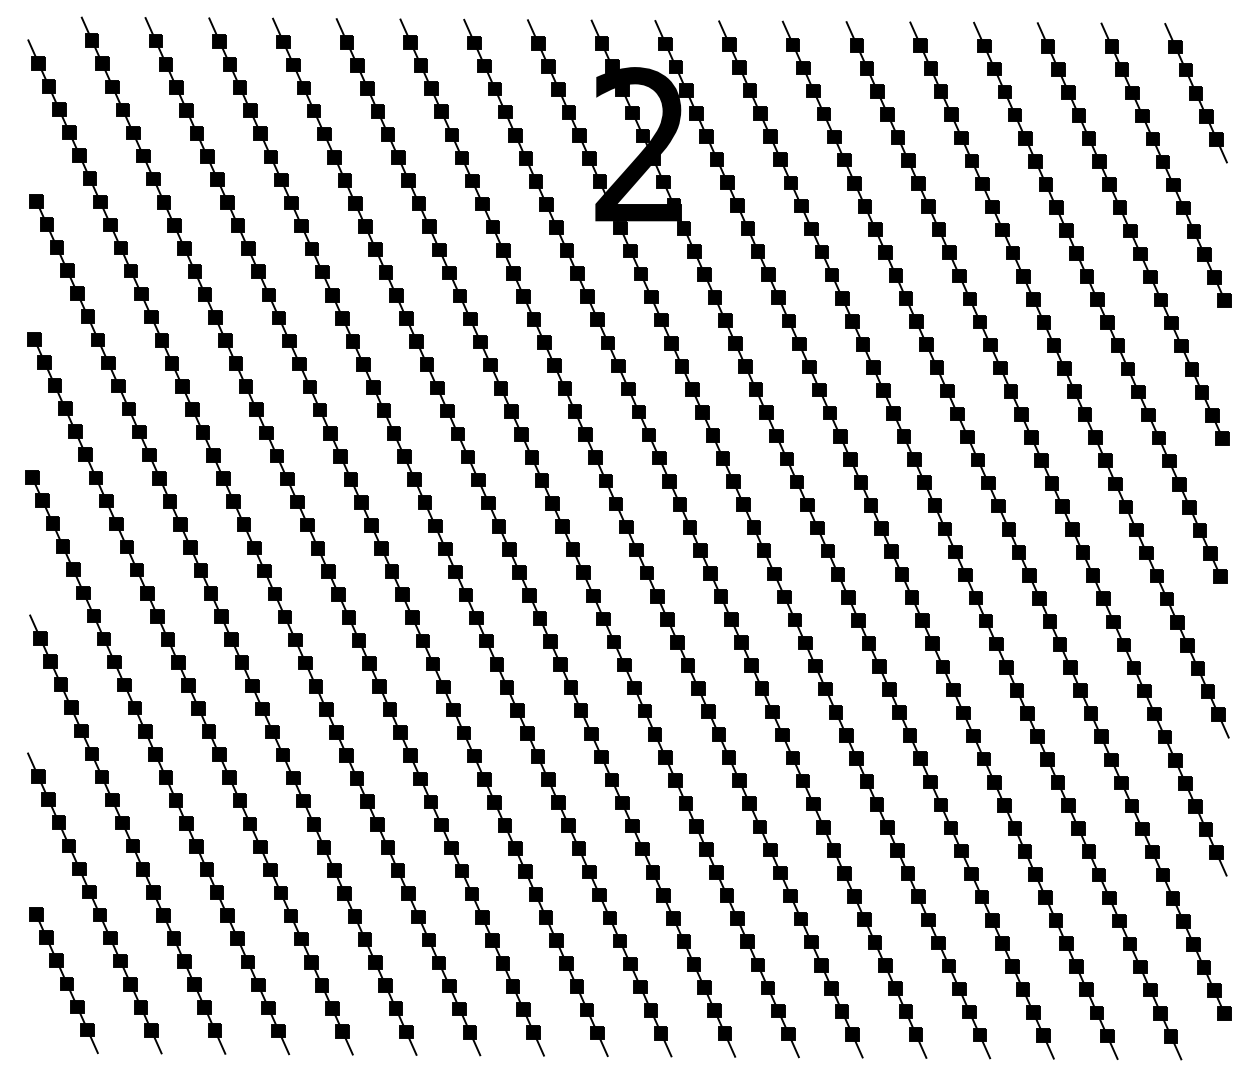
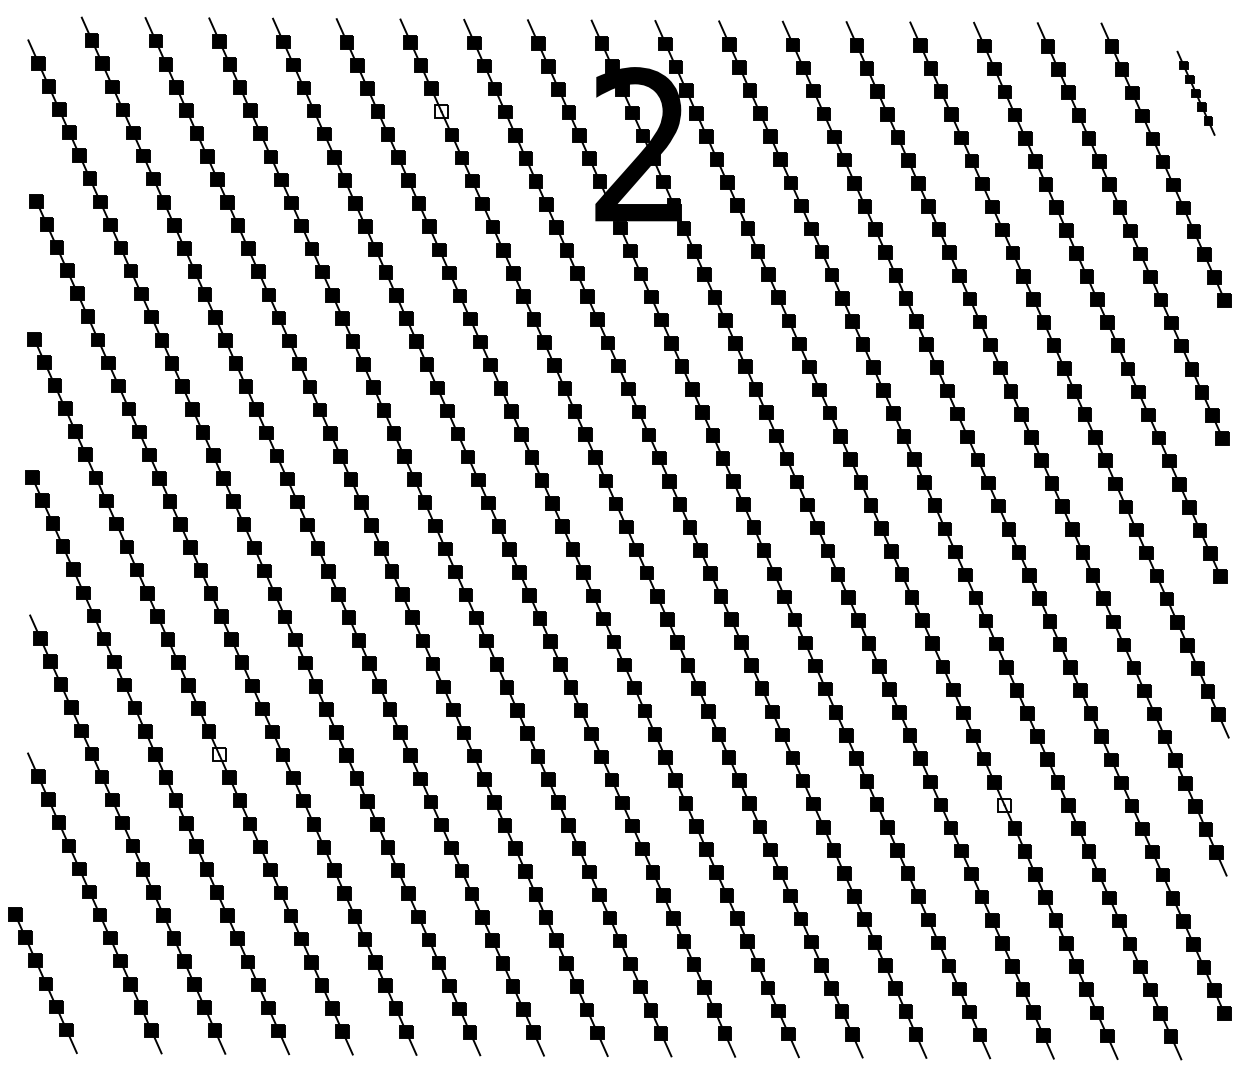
part size: 64x141 px -> 40x86 px (1195, 92)
fill: present -> none (441, 111)
fill: present -> none (218, 754)
fill: present -> none (1004, 804)
part position: (63, 980) -> (42, 980) (42, 980)
